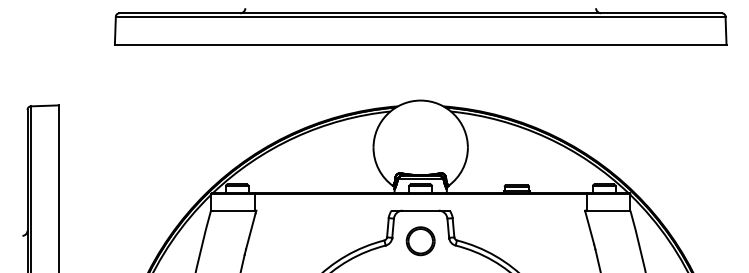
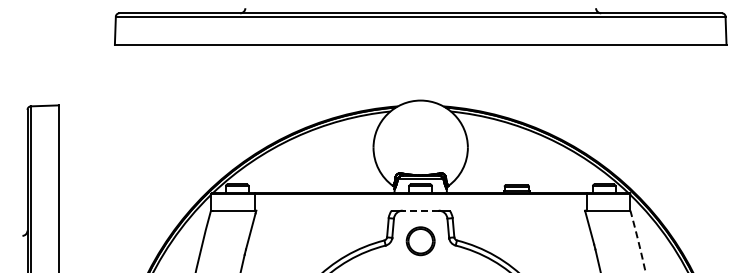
line: solid -> dashed (420, 210)
arc: solid -> dashed (638, 241)
